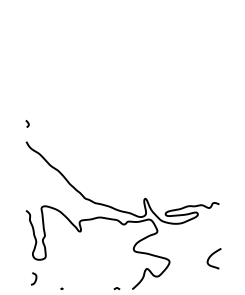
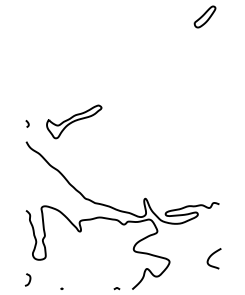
part: none -> present (204, 16)
part: none -> present (74, 121)
curve position: (35, 278) -> (29, 279) (29, 279)
